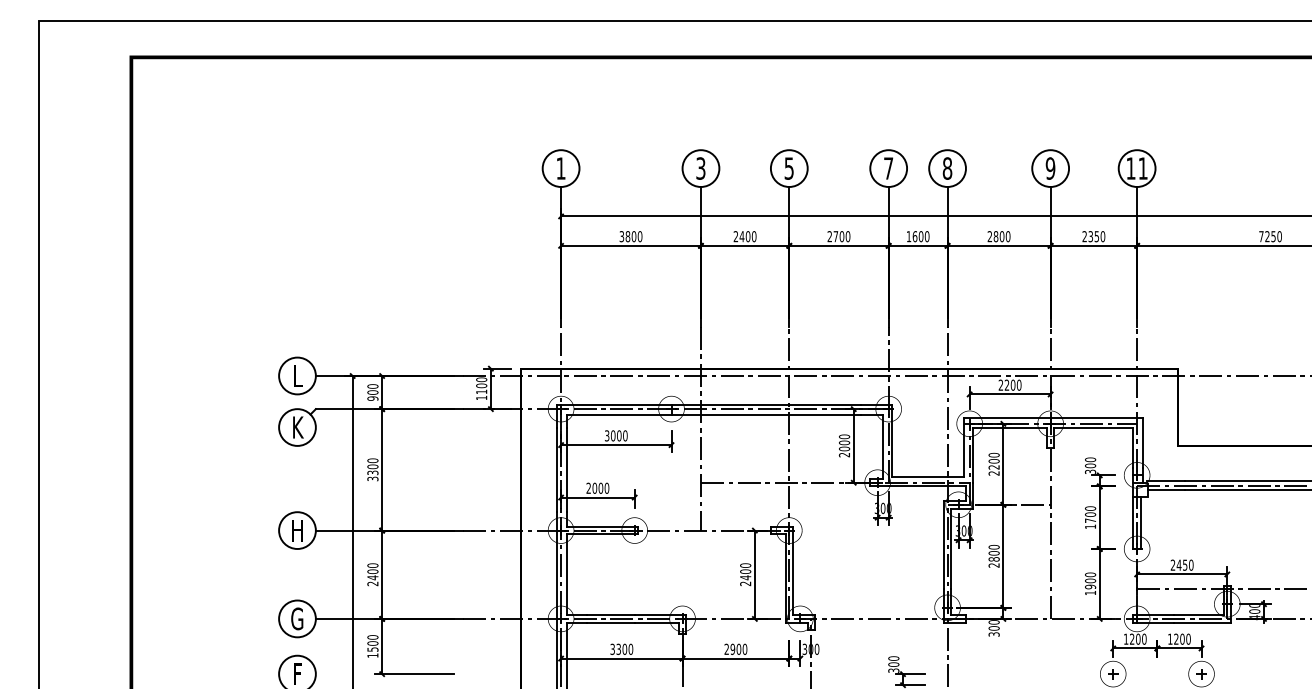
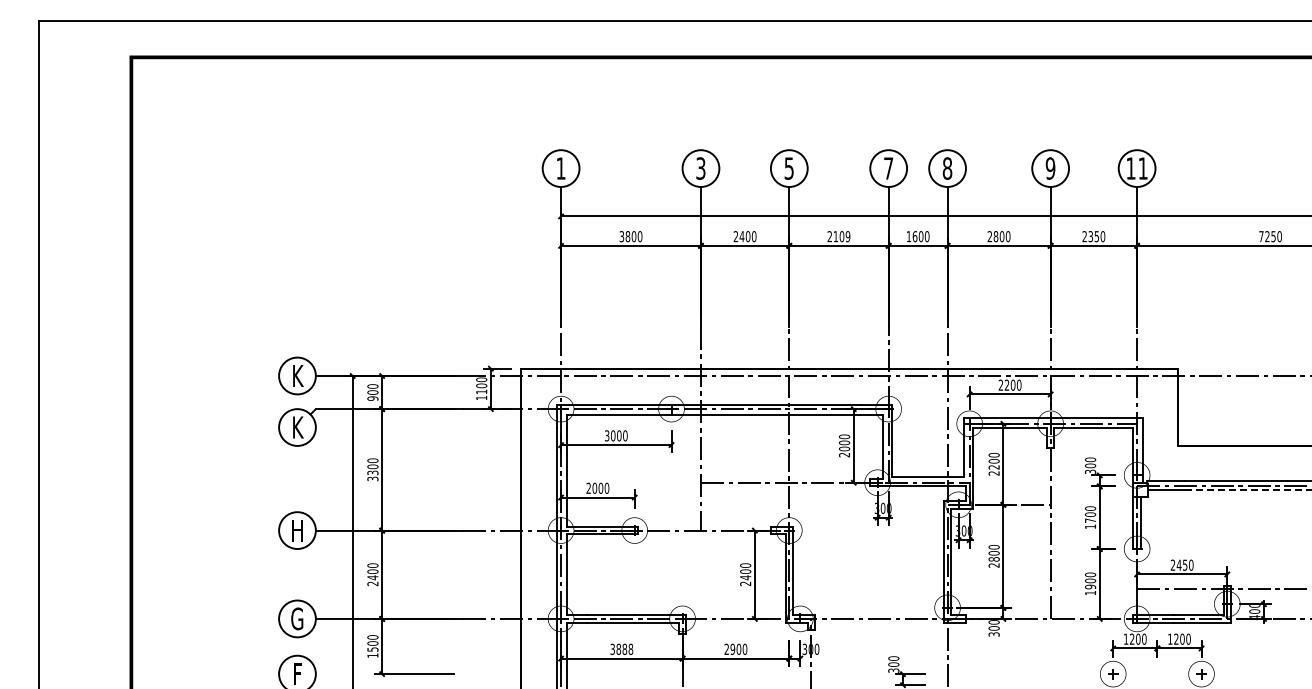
text: 2700 -> 2109 (841, 236)
text: L -> K (298, 375)
line: solid -> dashed (1248, 490)
text: 3300 -> 3888 (624, 648)
